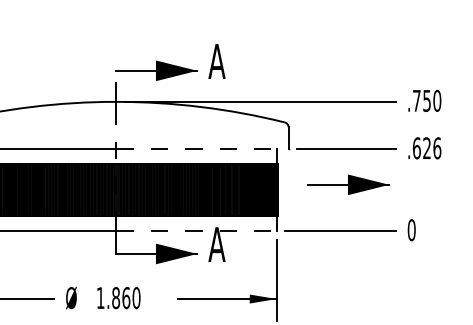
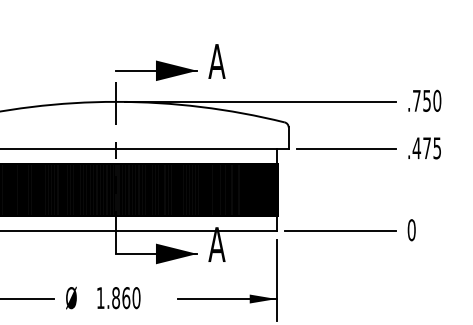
text: .626 -> .475 (426, 148)
line: dashed -> solid (203, 149)
part: present -> none (348, 184)
line: dashed -> solid (196, 231)
